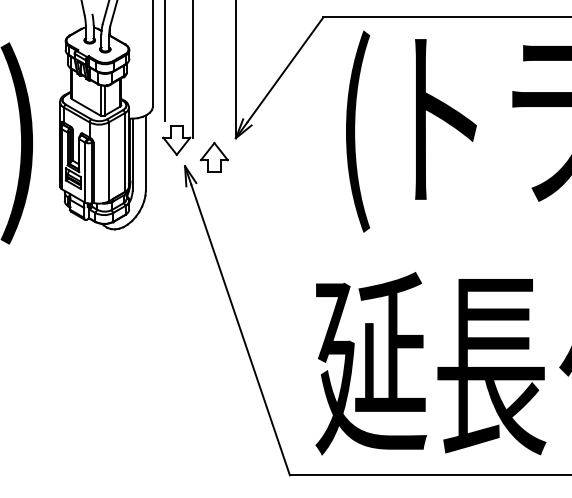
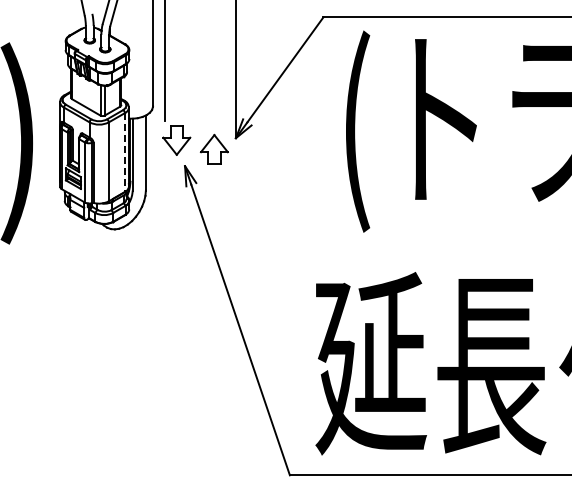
line: present -> none (192, 70)
line: solid -> dashed (124, 153)
part position: (213, 156) -> (213, 148) (213, 148)
